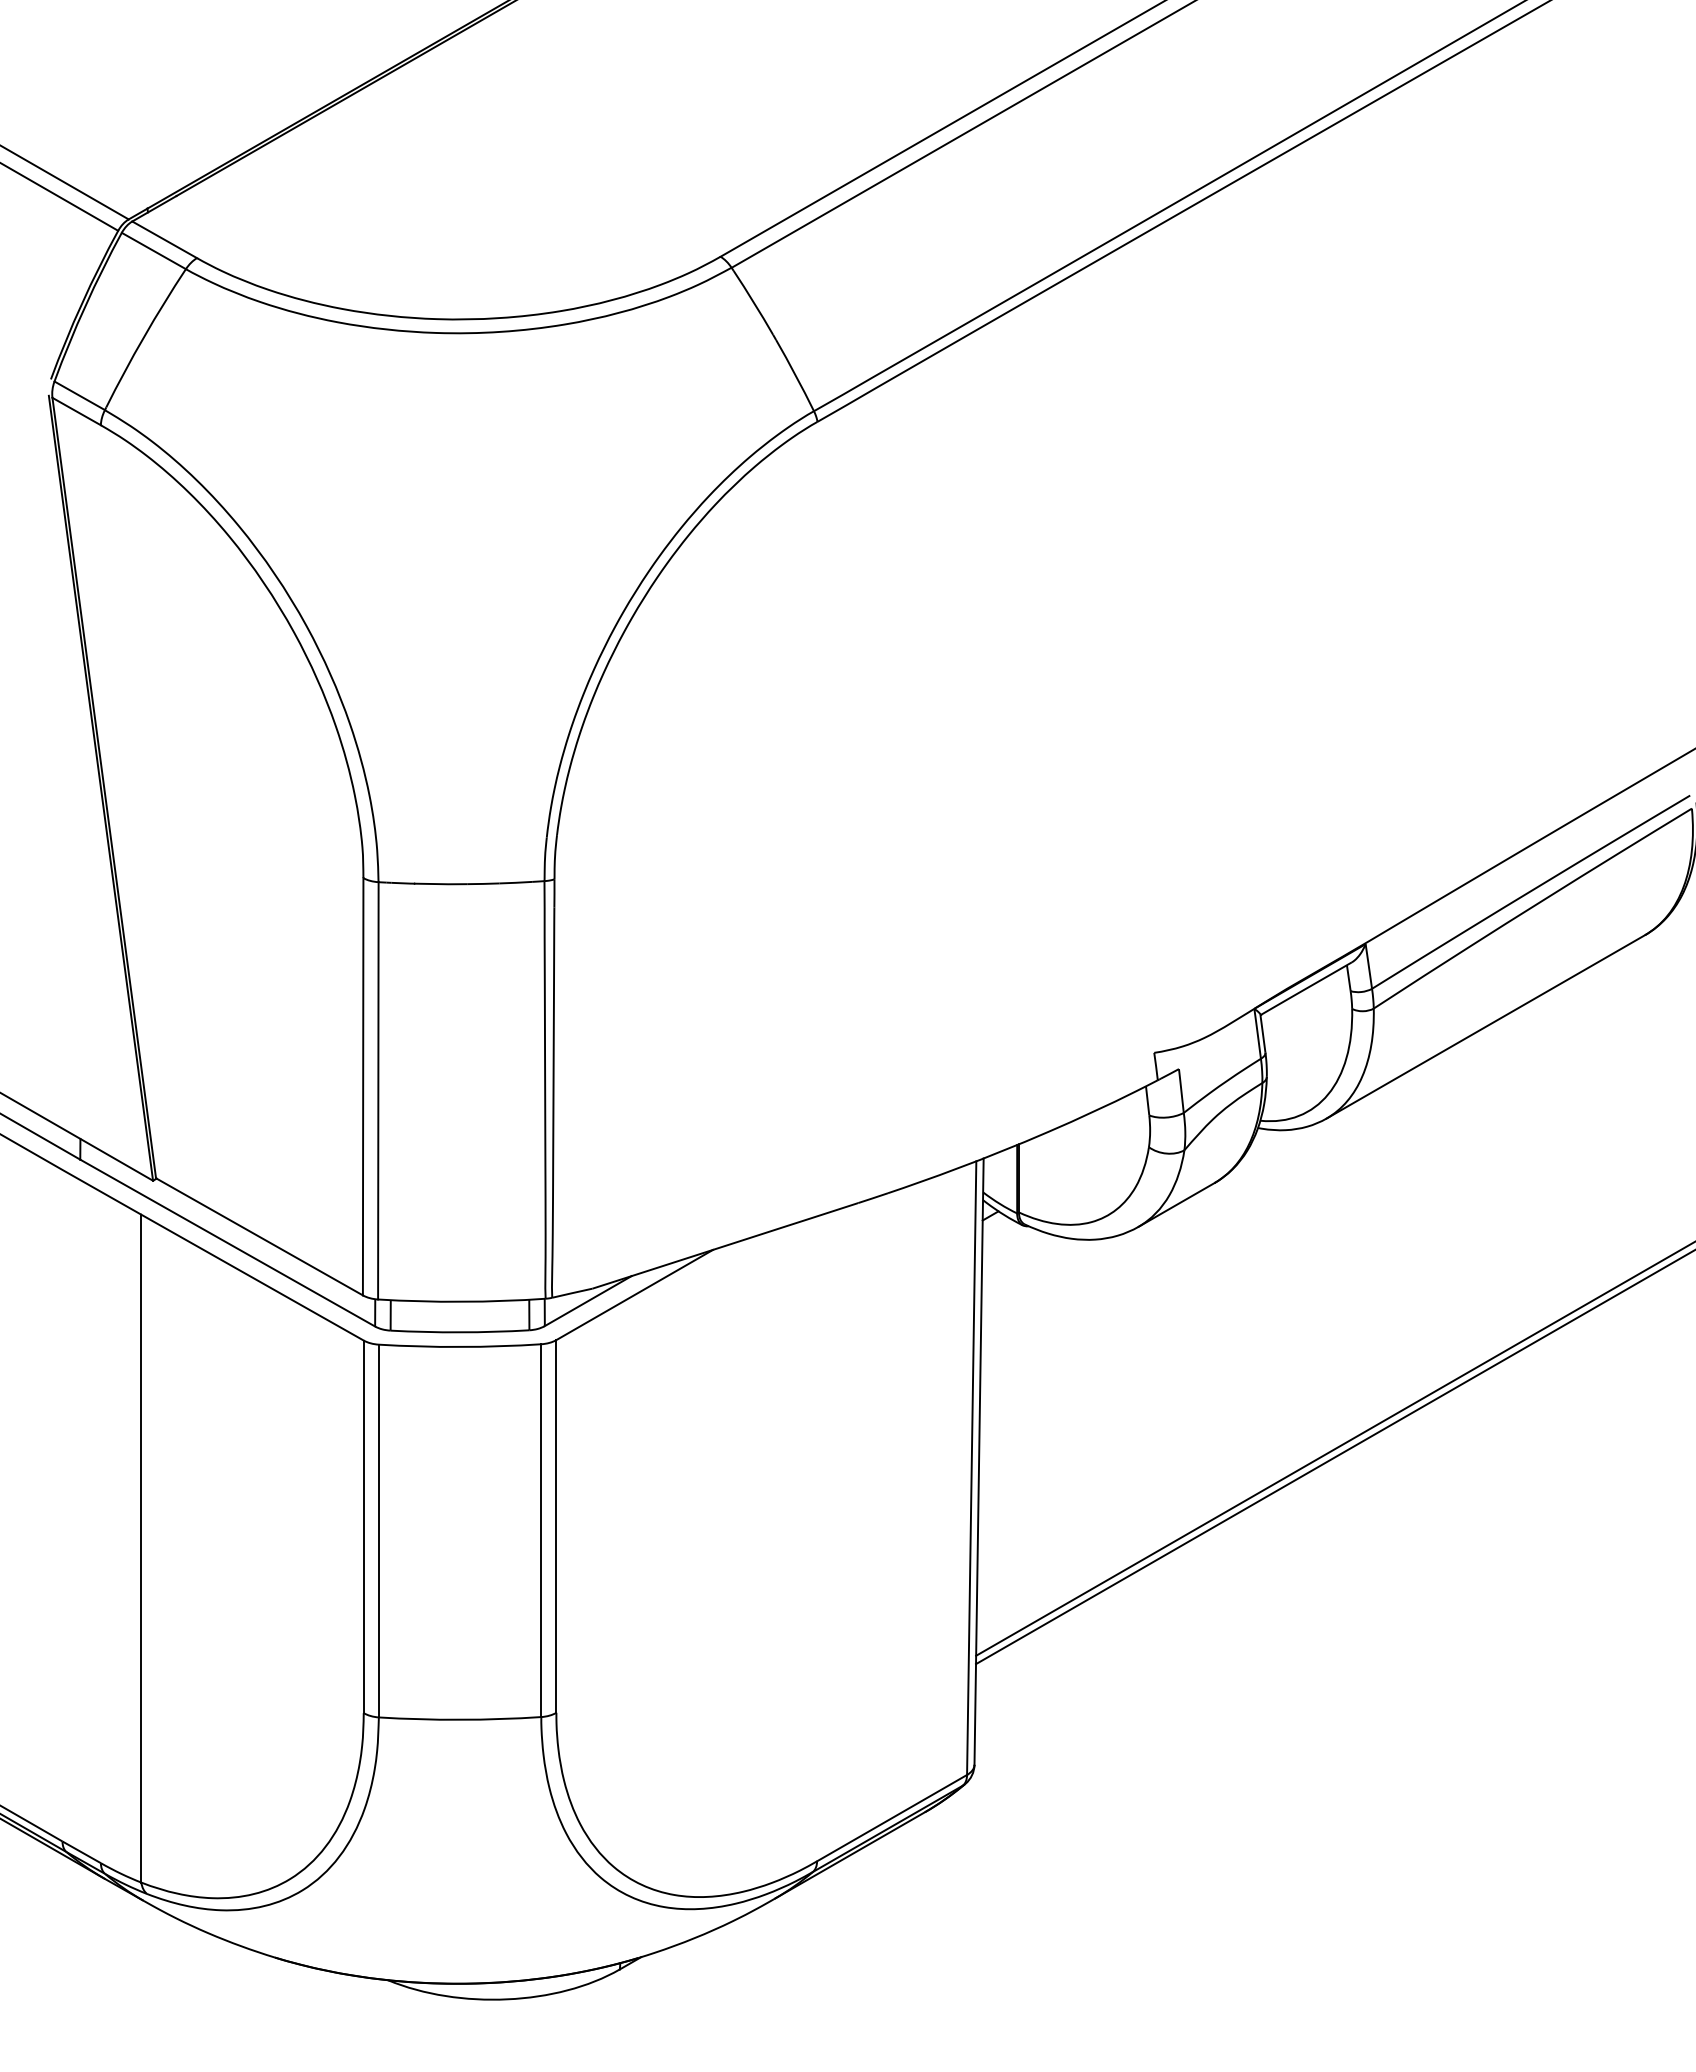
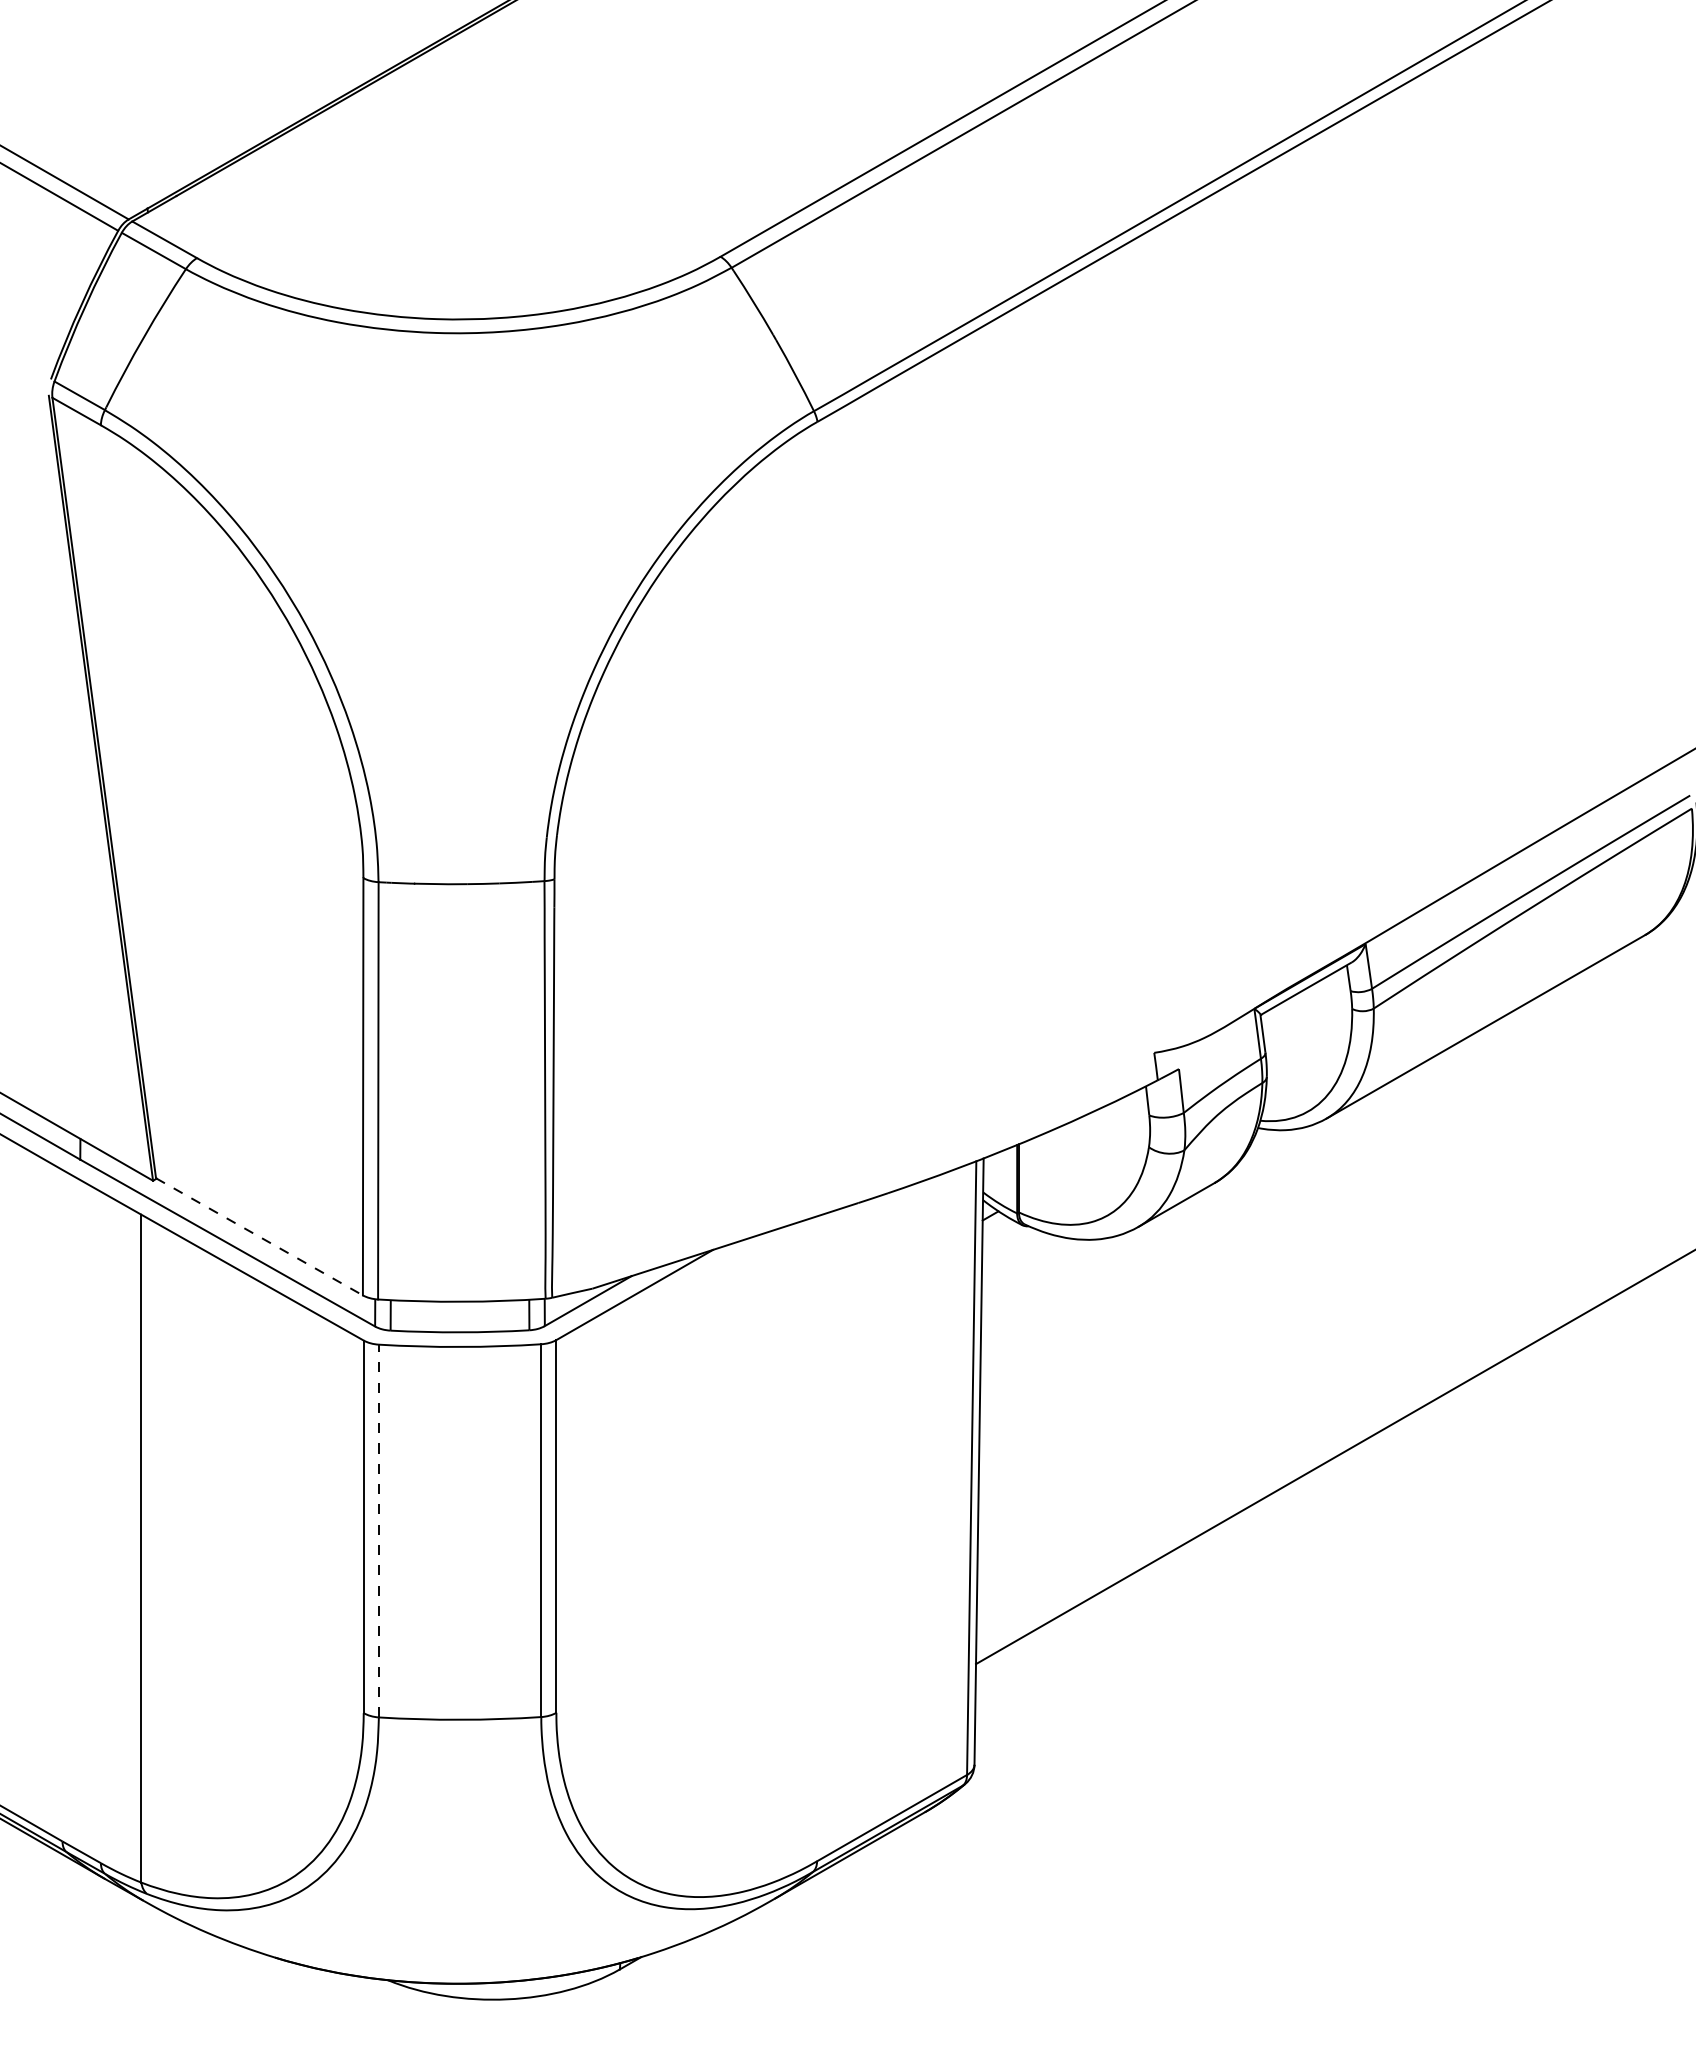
line: solid -> dashed (259, 1236)
line: present -> none (1334, 1449)
line: solid -> dashed (378, 1530)
